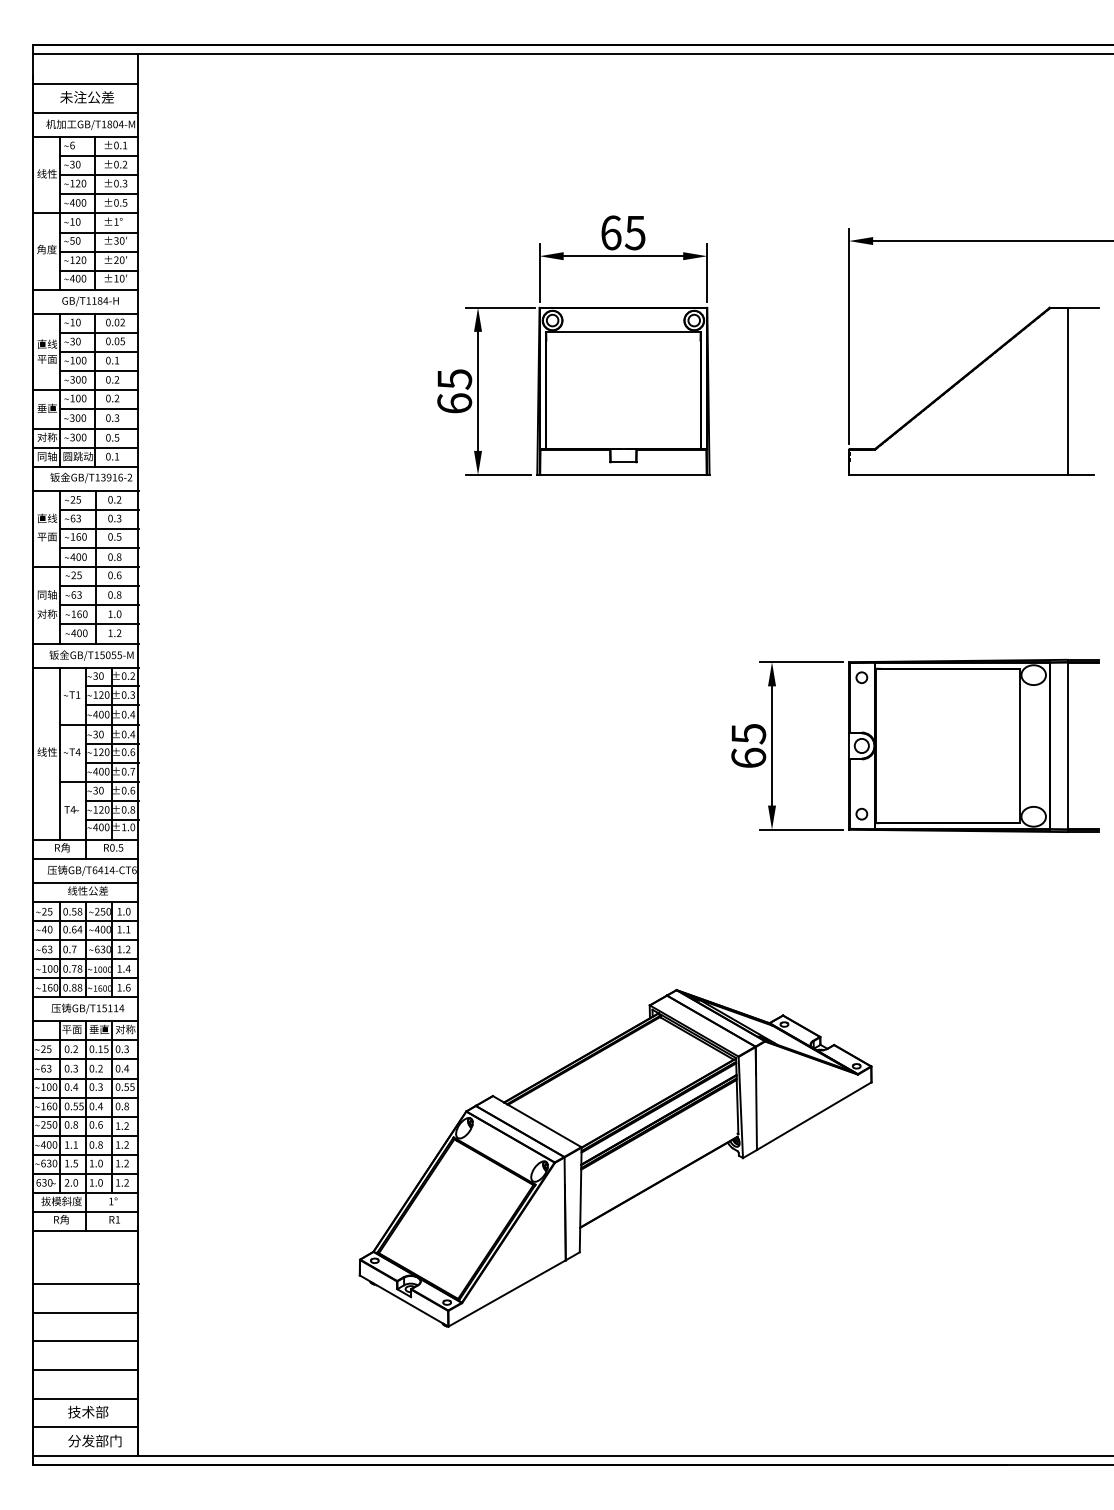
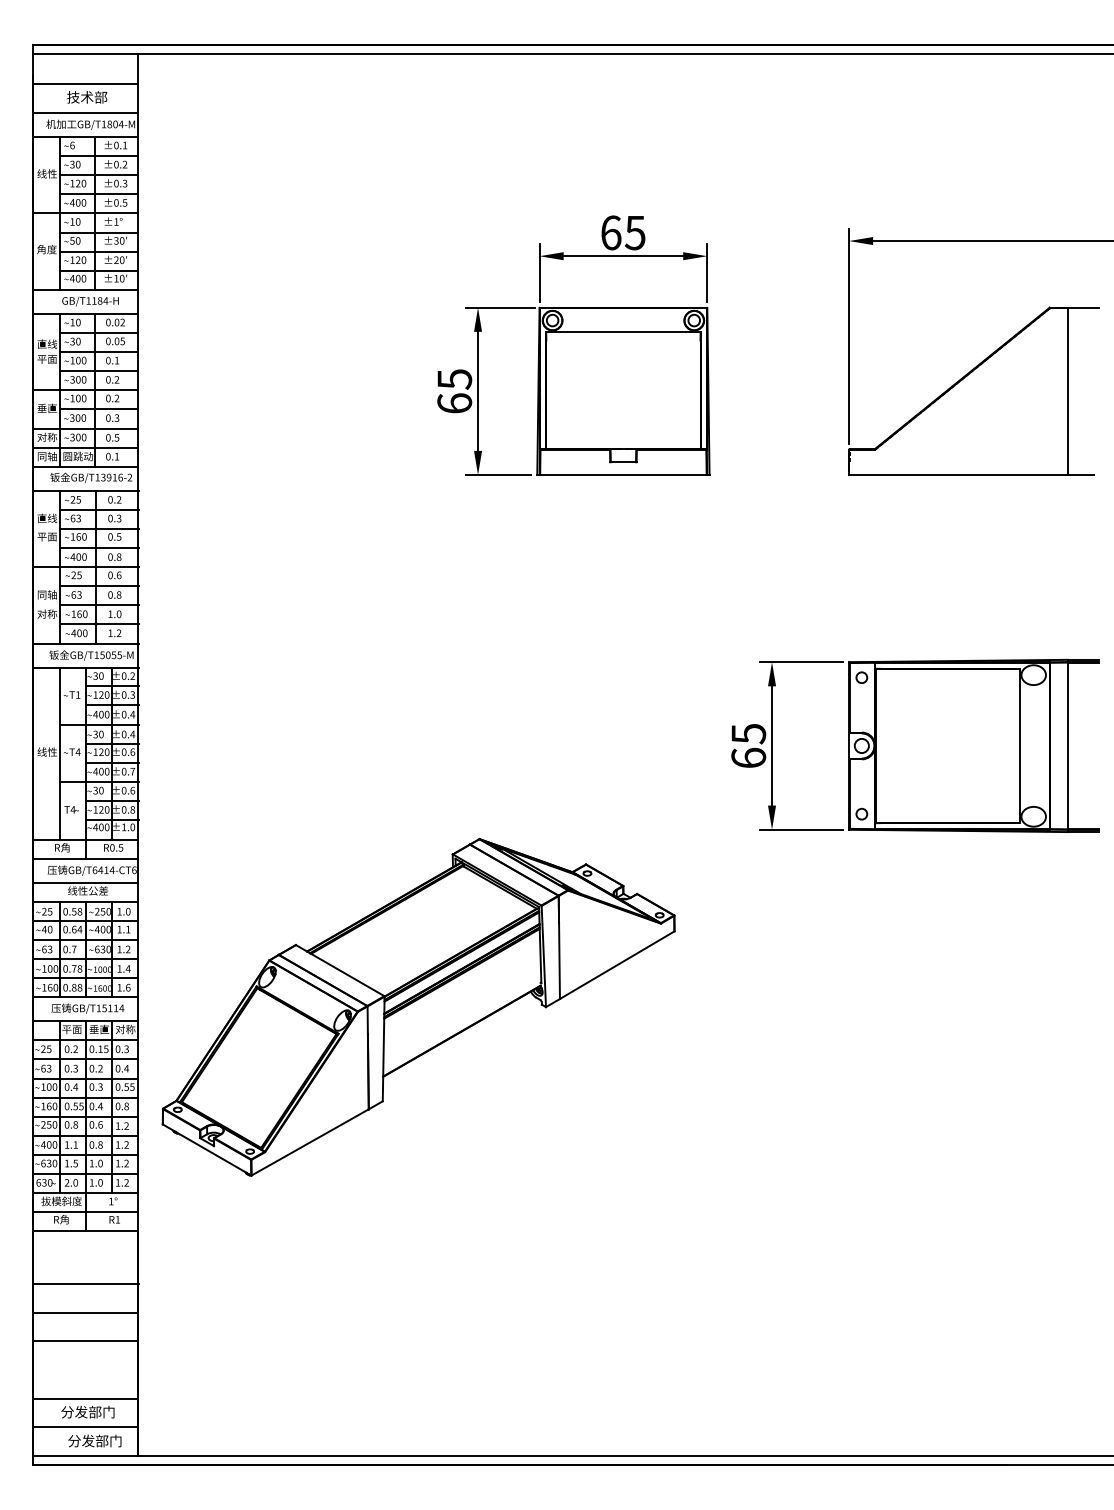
text: 未注公差 -> 技术部 (86, 97)
part position: (615, 1158) -> (418, 1007) (418, 1007)
line: present -> none (85, 1370)
text: 技术部 -> 分发部门 (87, 1411)
